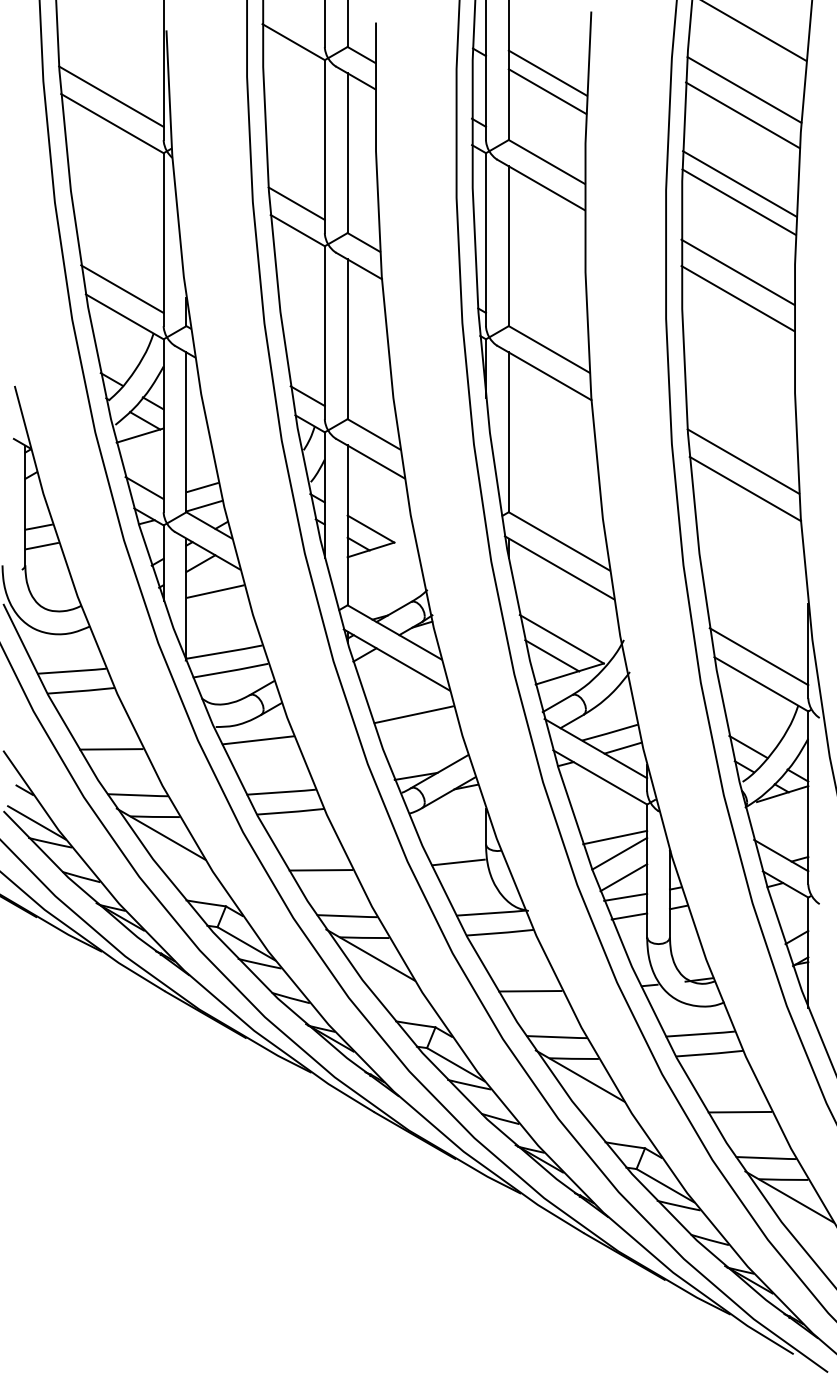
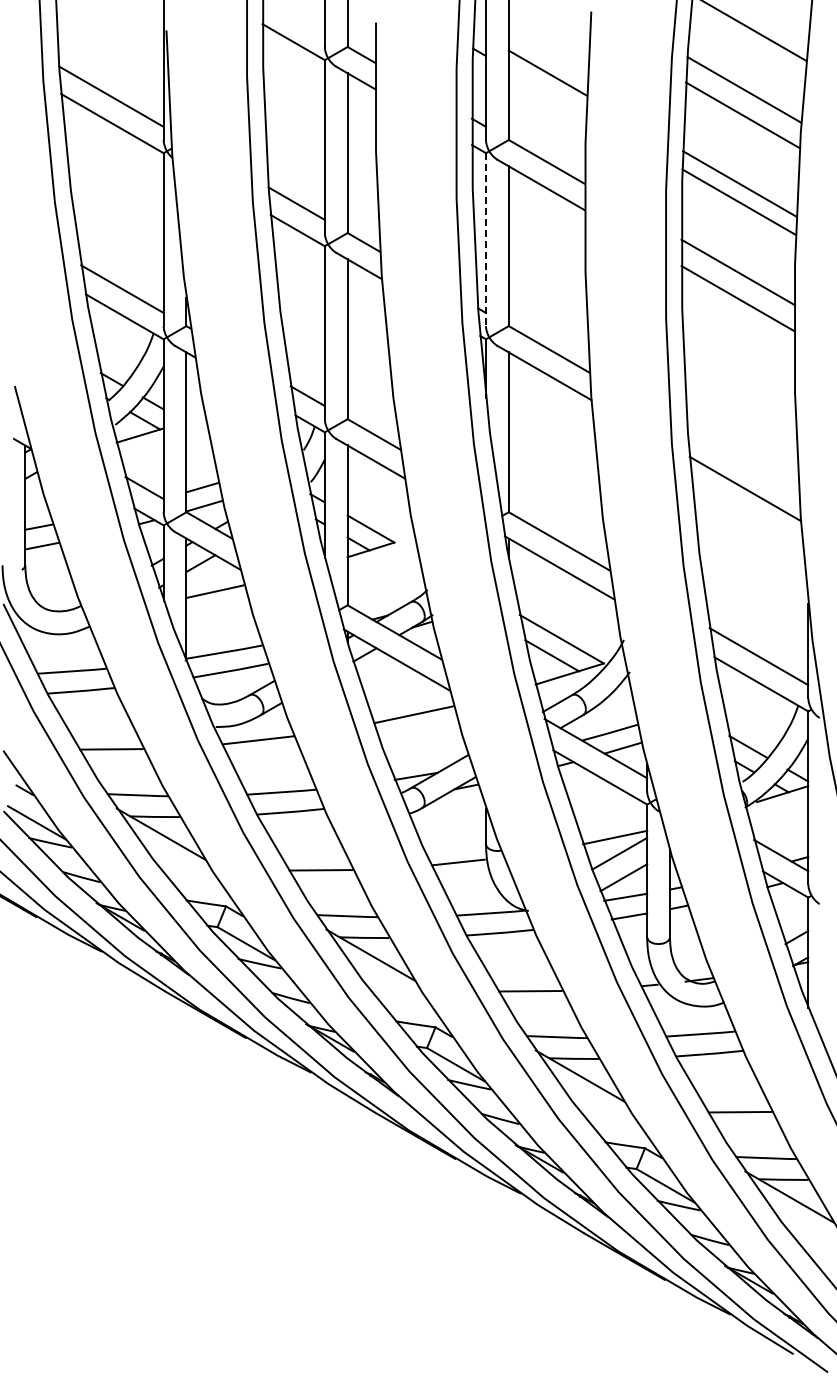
line: present -> none (547, 91)
line: solid -> dashed (486, 240)
line: present -> none (743, 461)
